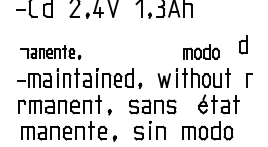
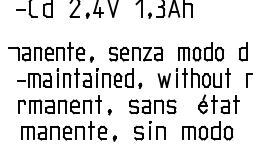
part position: (242, 44) -> (242, 51) (242, 51)
part size: 37x16 px -> 47x20 px (201, 51)
part size: 62x15 px -> 86x21 px (50, 52)
part: none -> present (136, 53)
